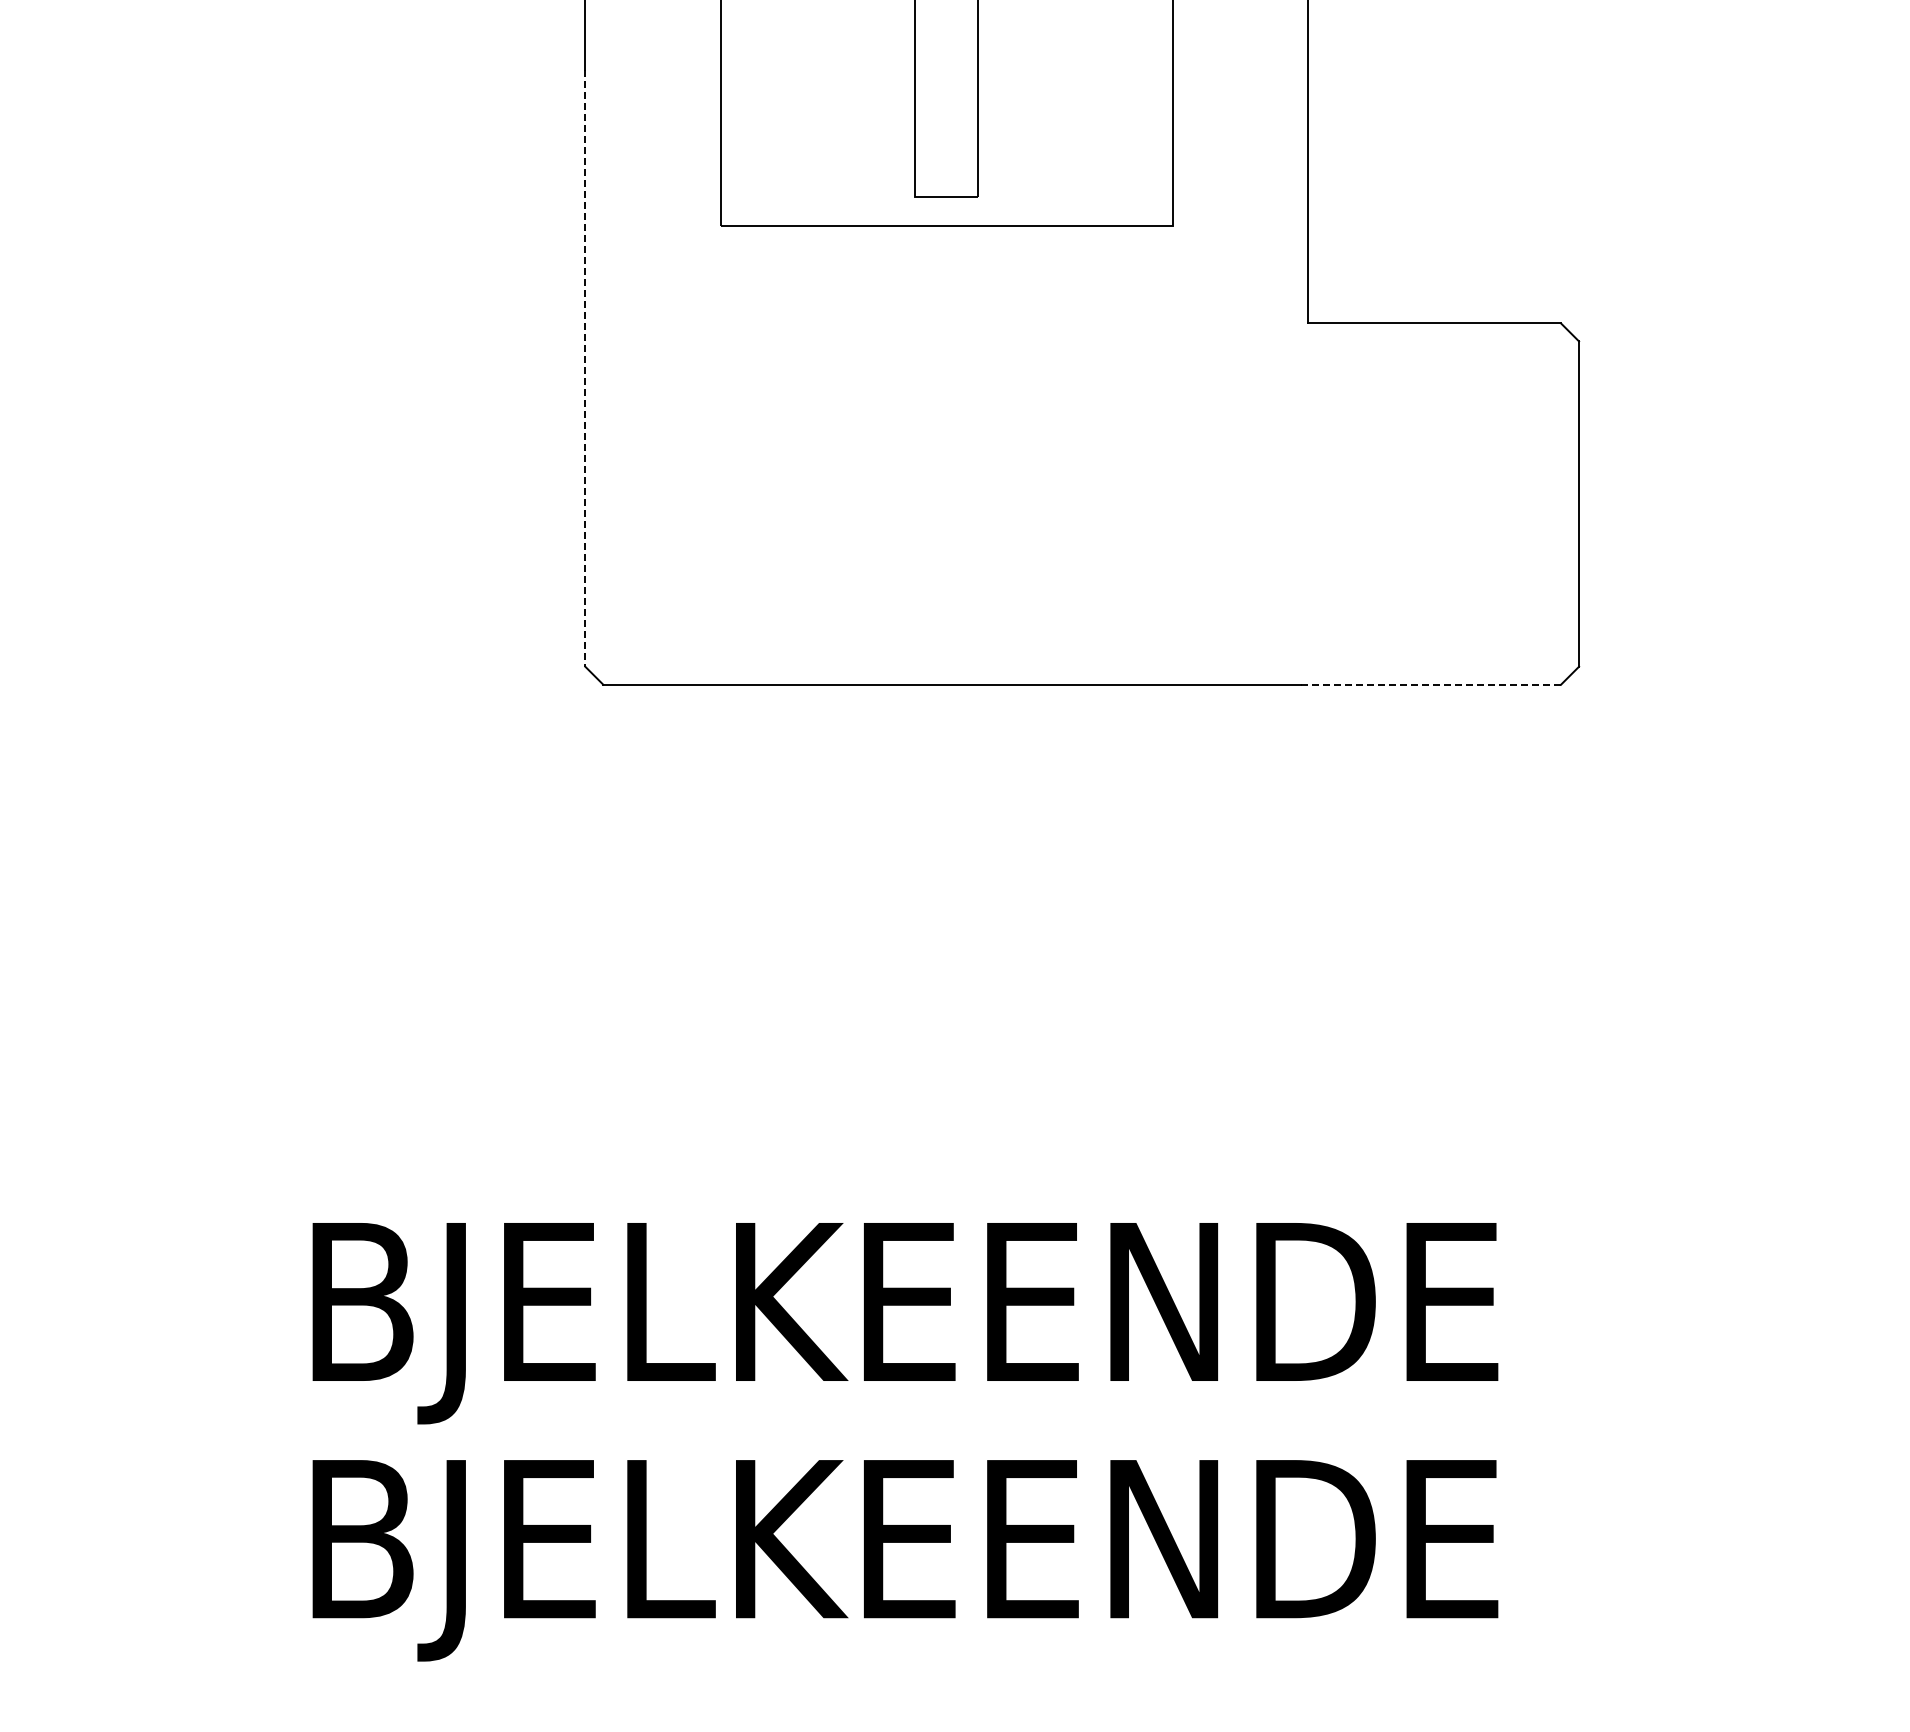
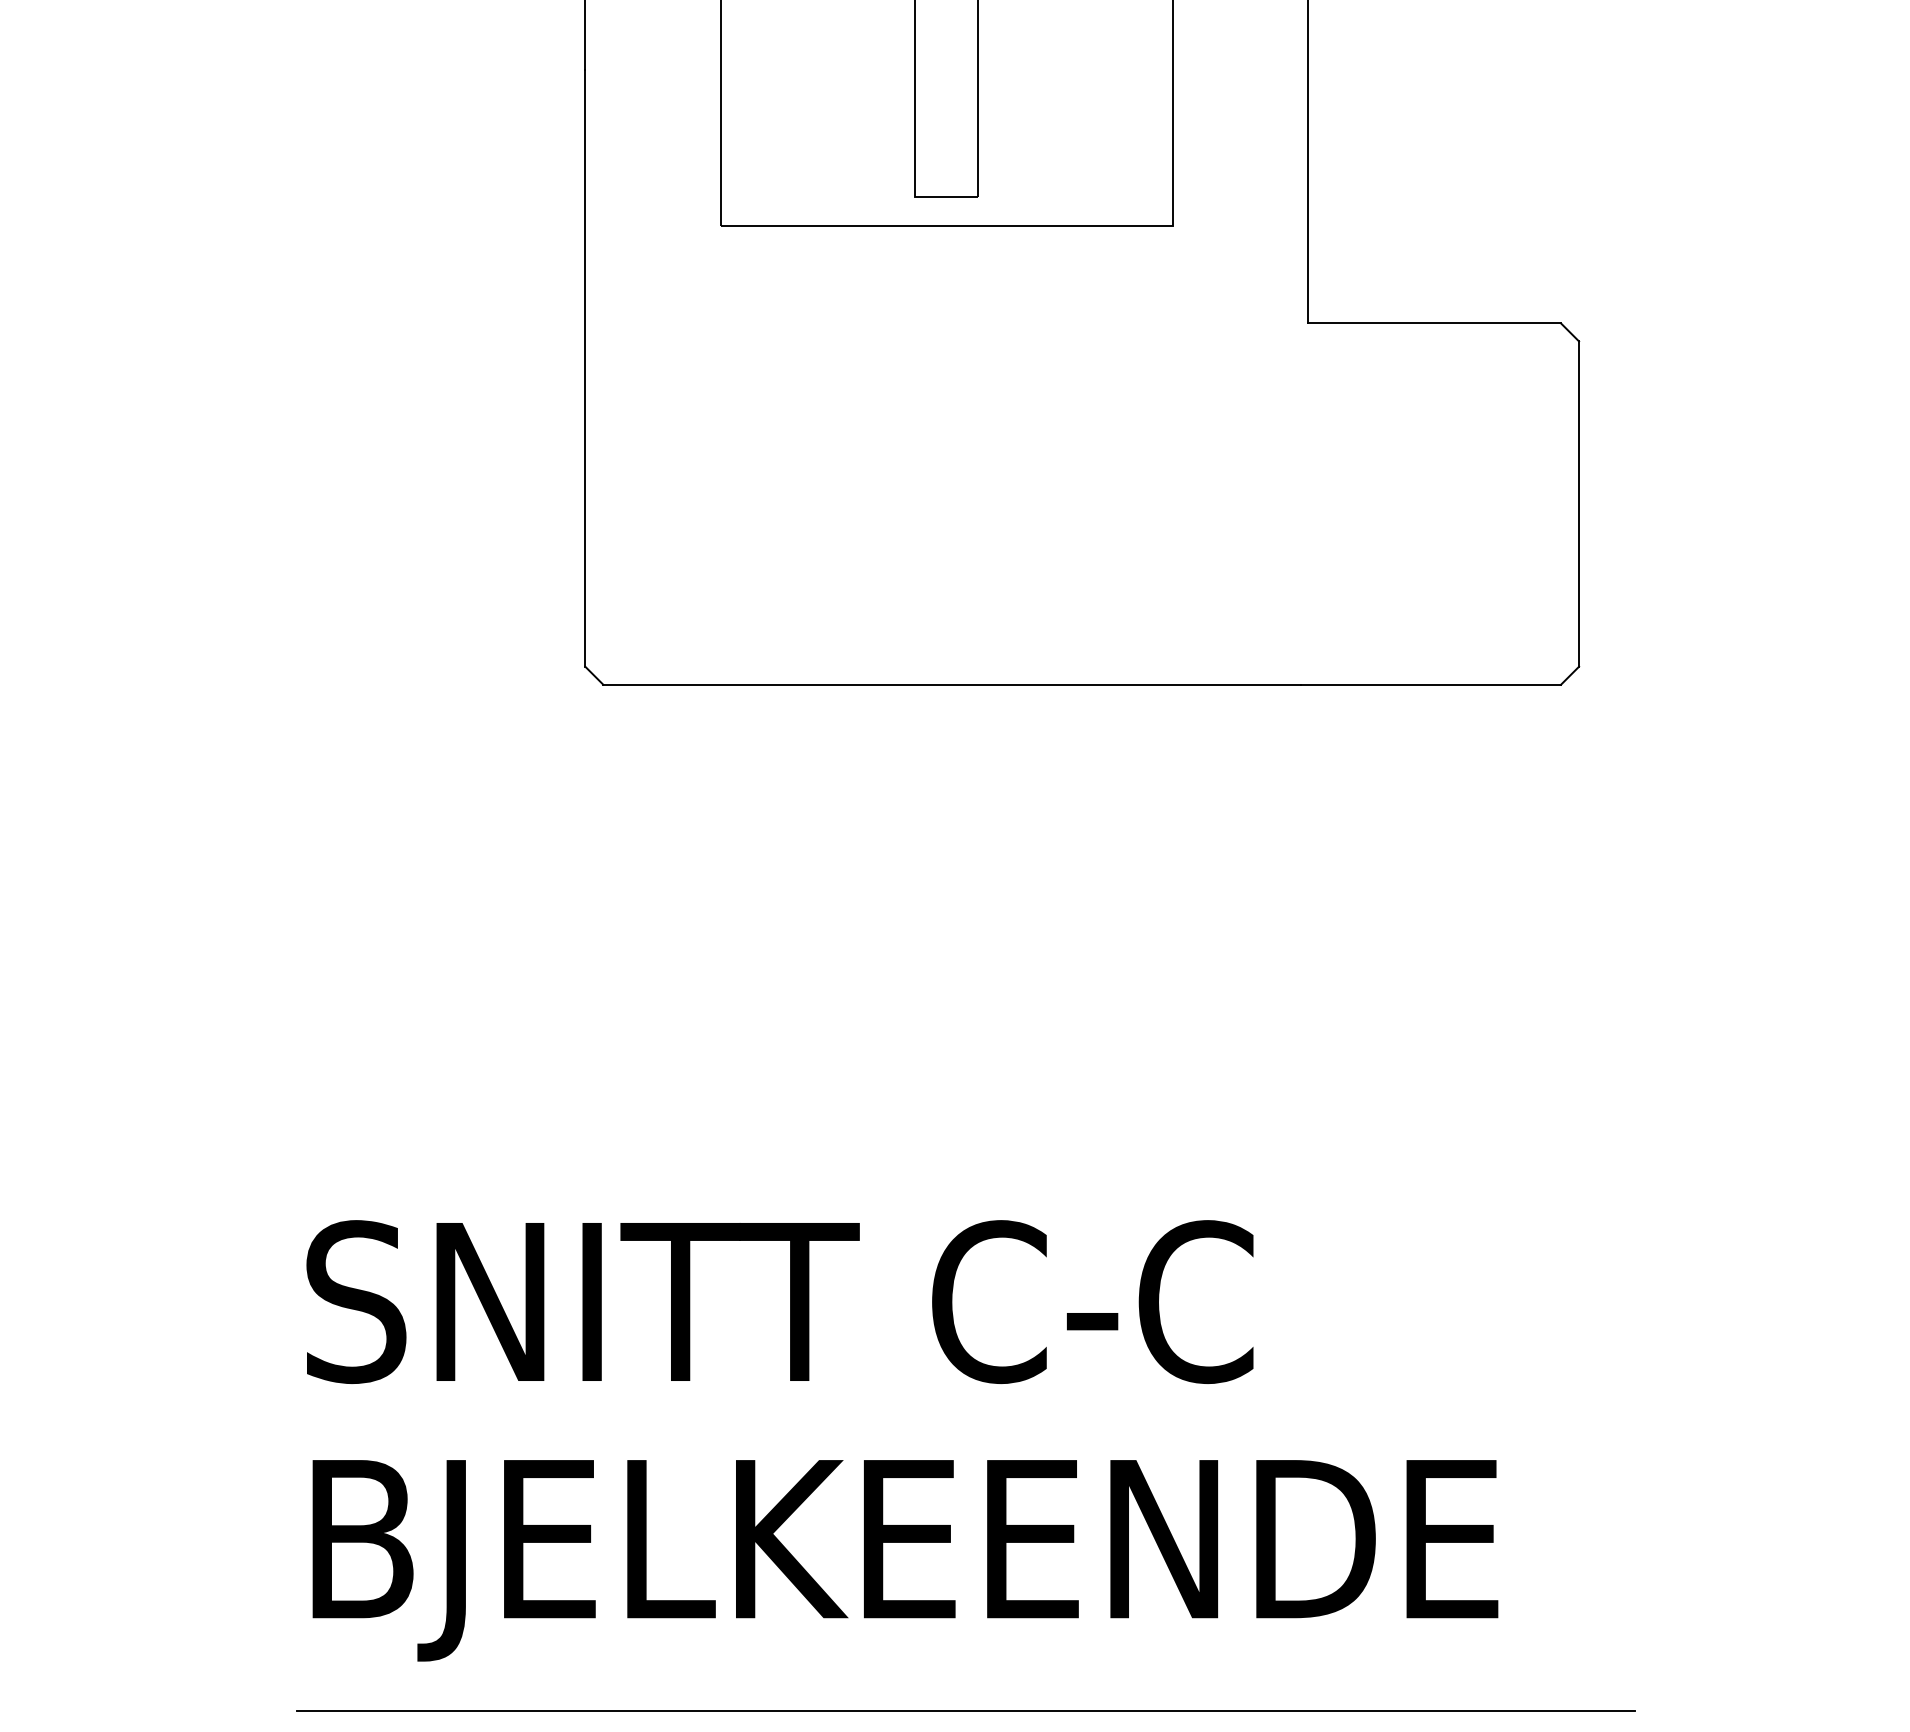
line: dashed -> solid (585, 369)
line: dashed -> solid (1431, 684)
text: BJELKEENDE -> SNITT C-C (902, 1322)
line: none -> present (966, 1710)
